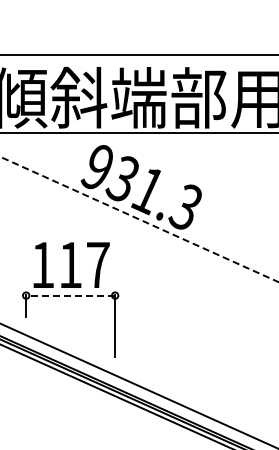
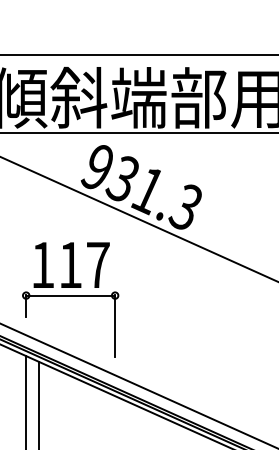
line: dashed -> solid (139, 219)
line: dashed -> solid (70, 295)
line: none -> present (26, 401)
line: none -> present (39, 403)
